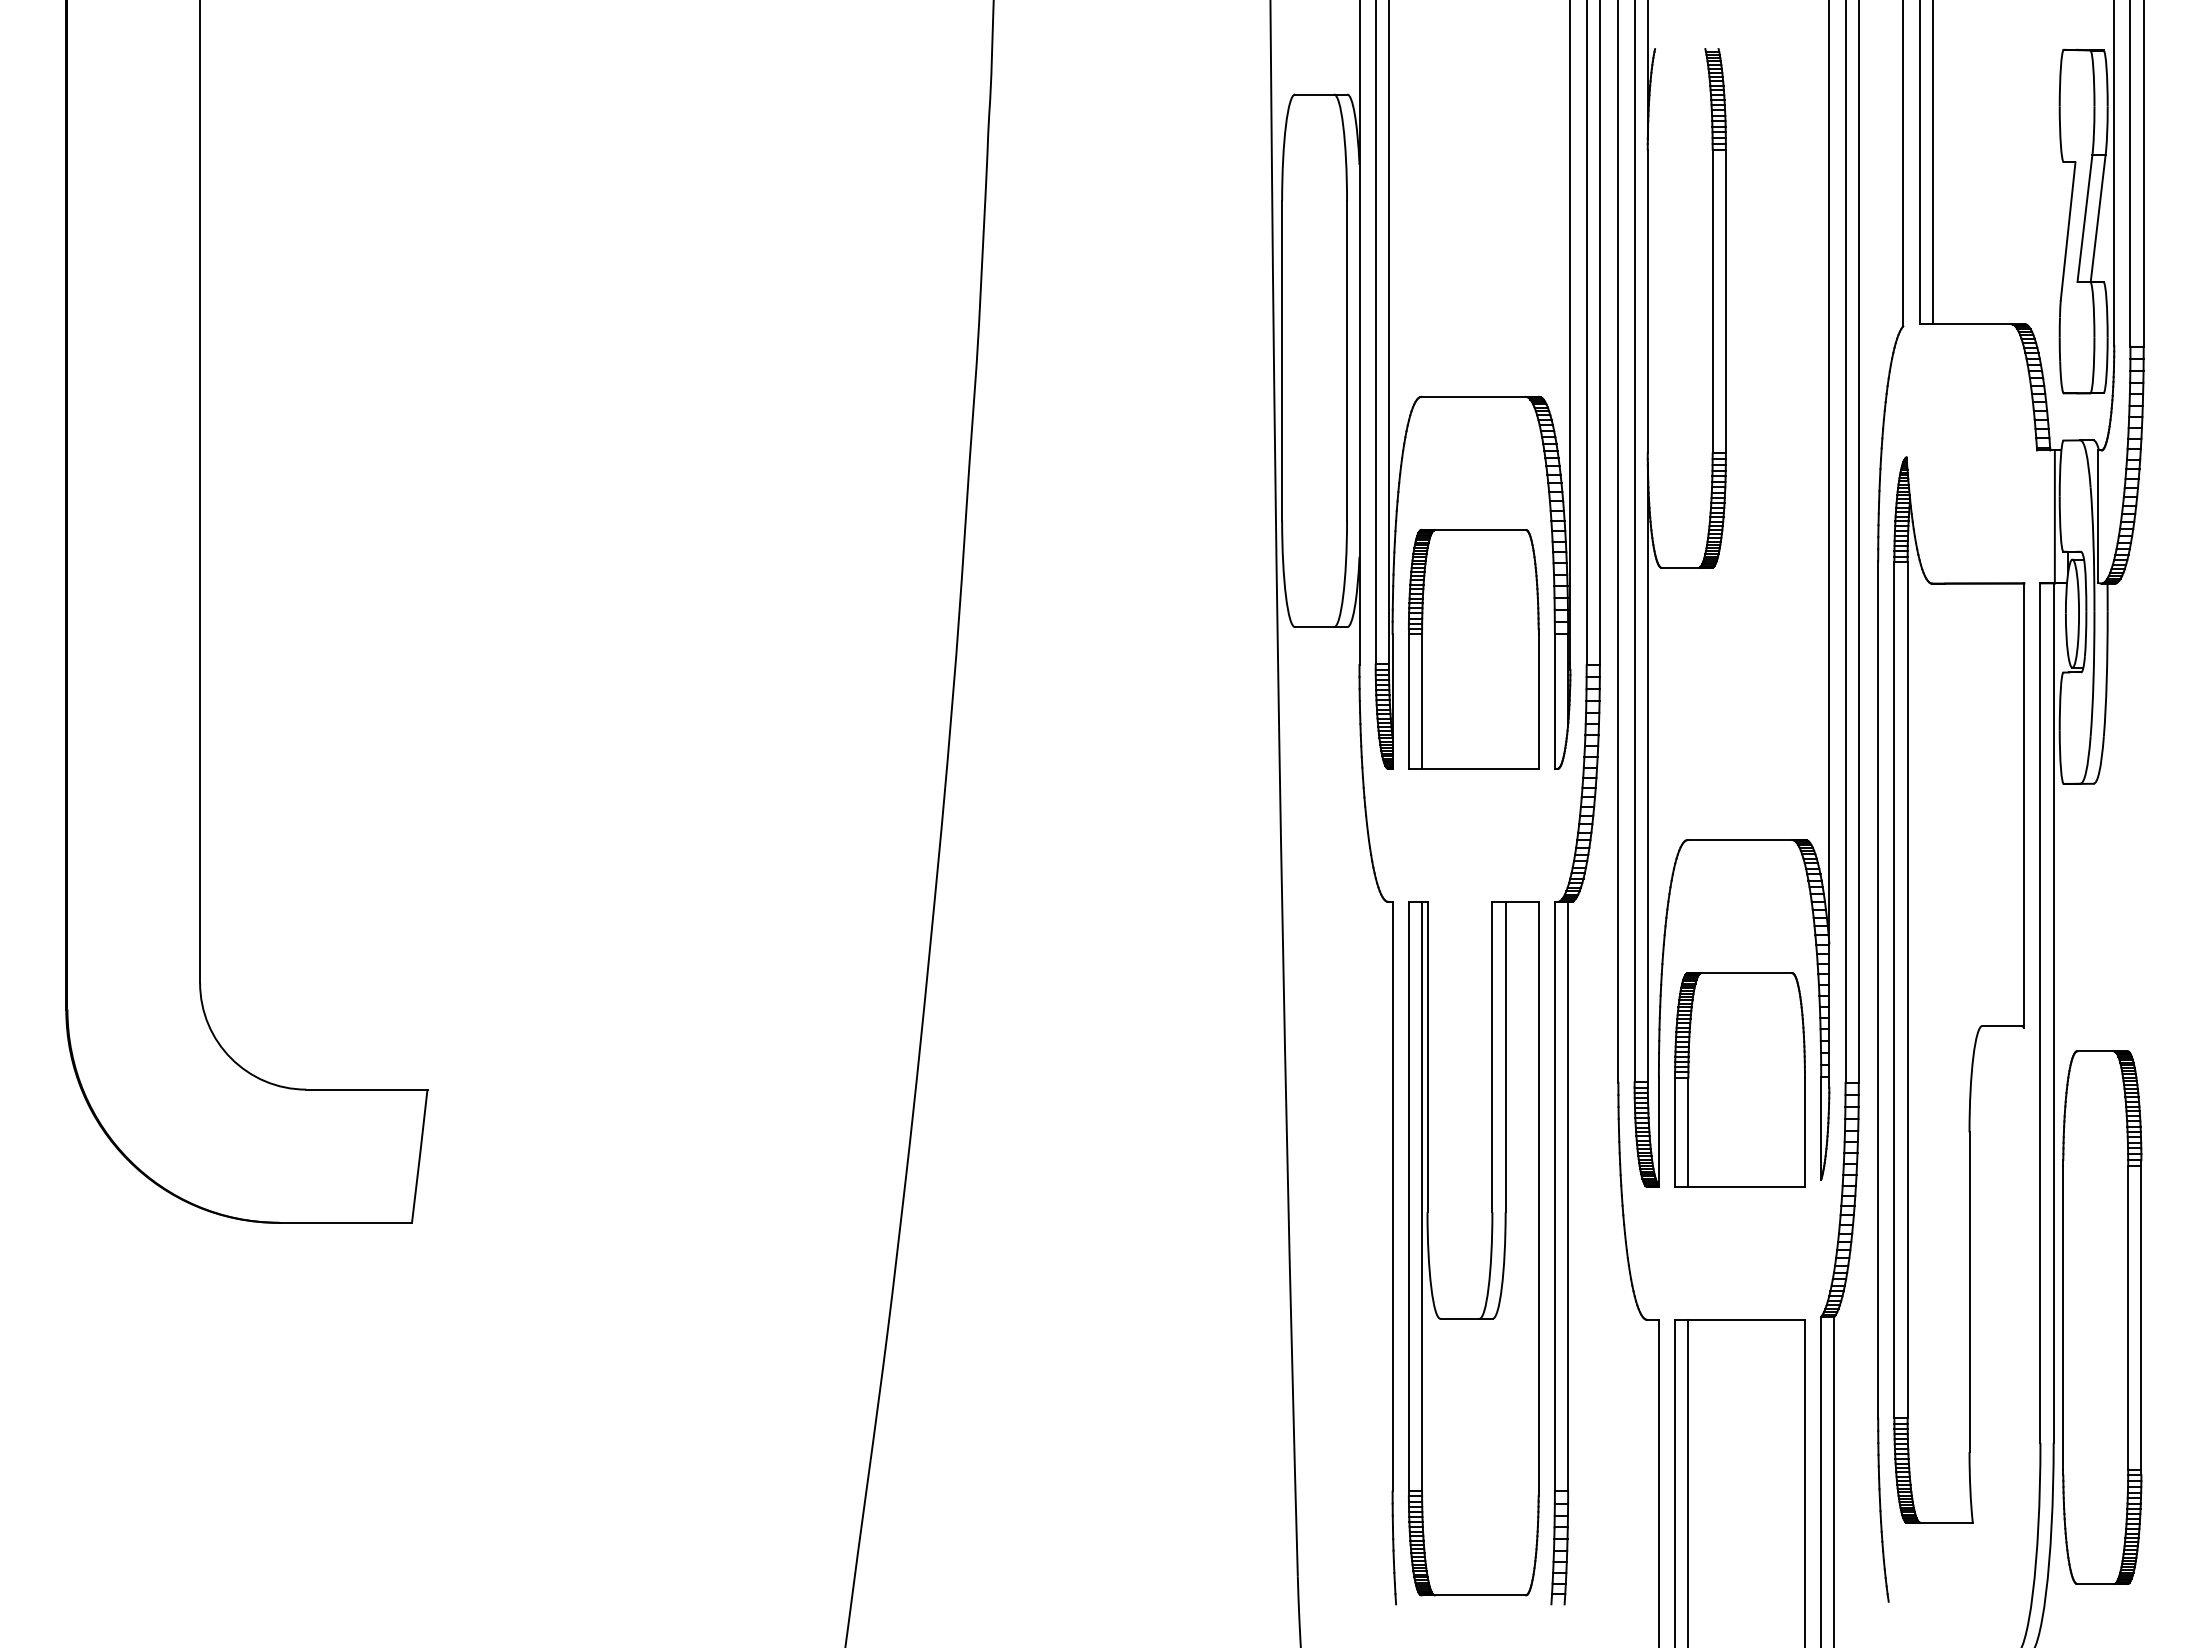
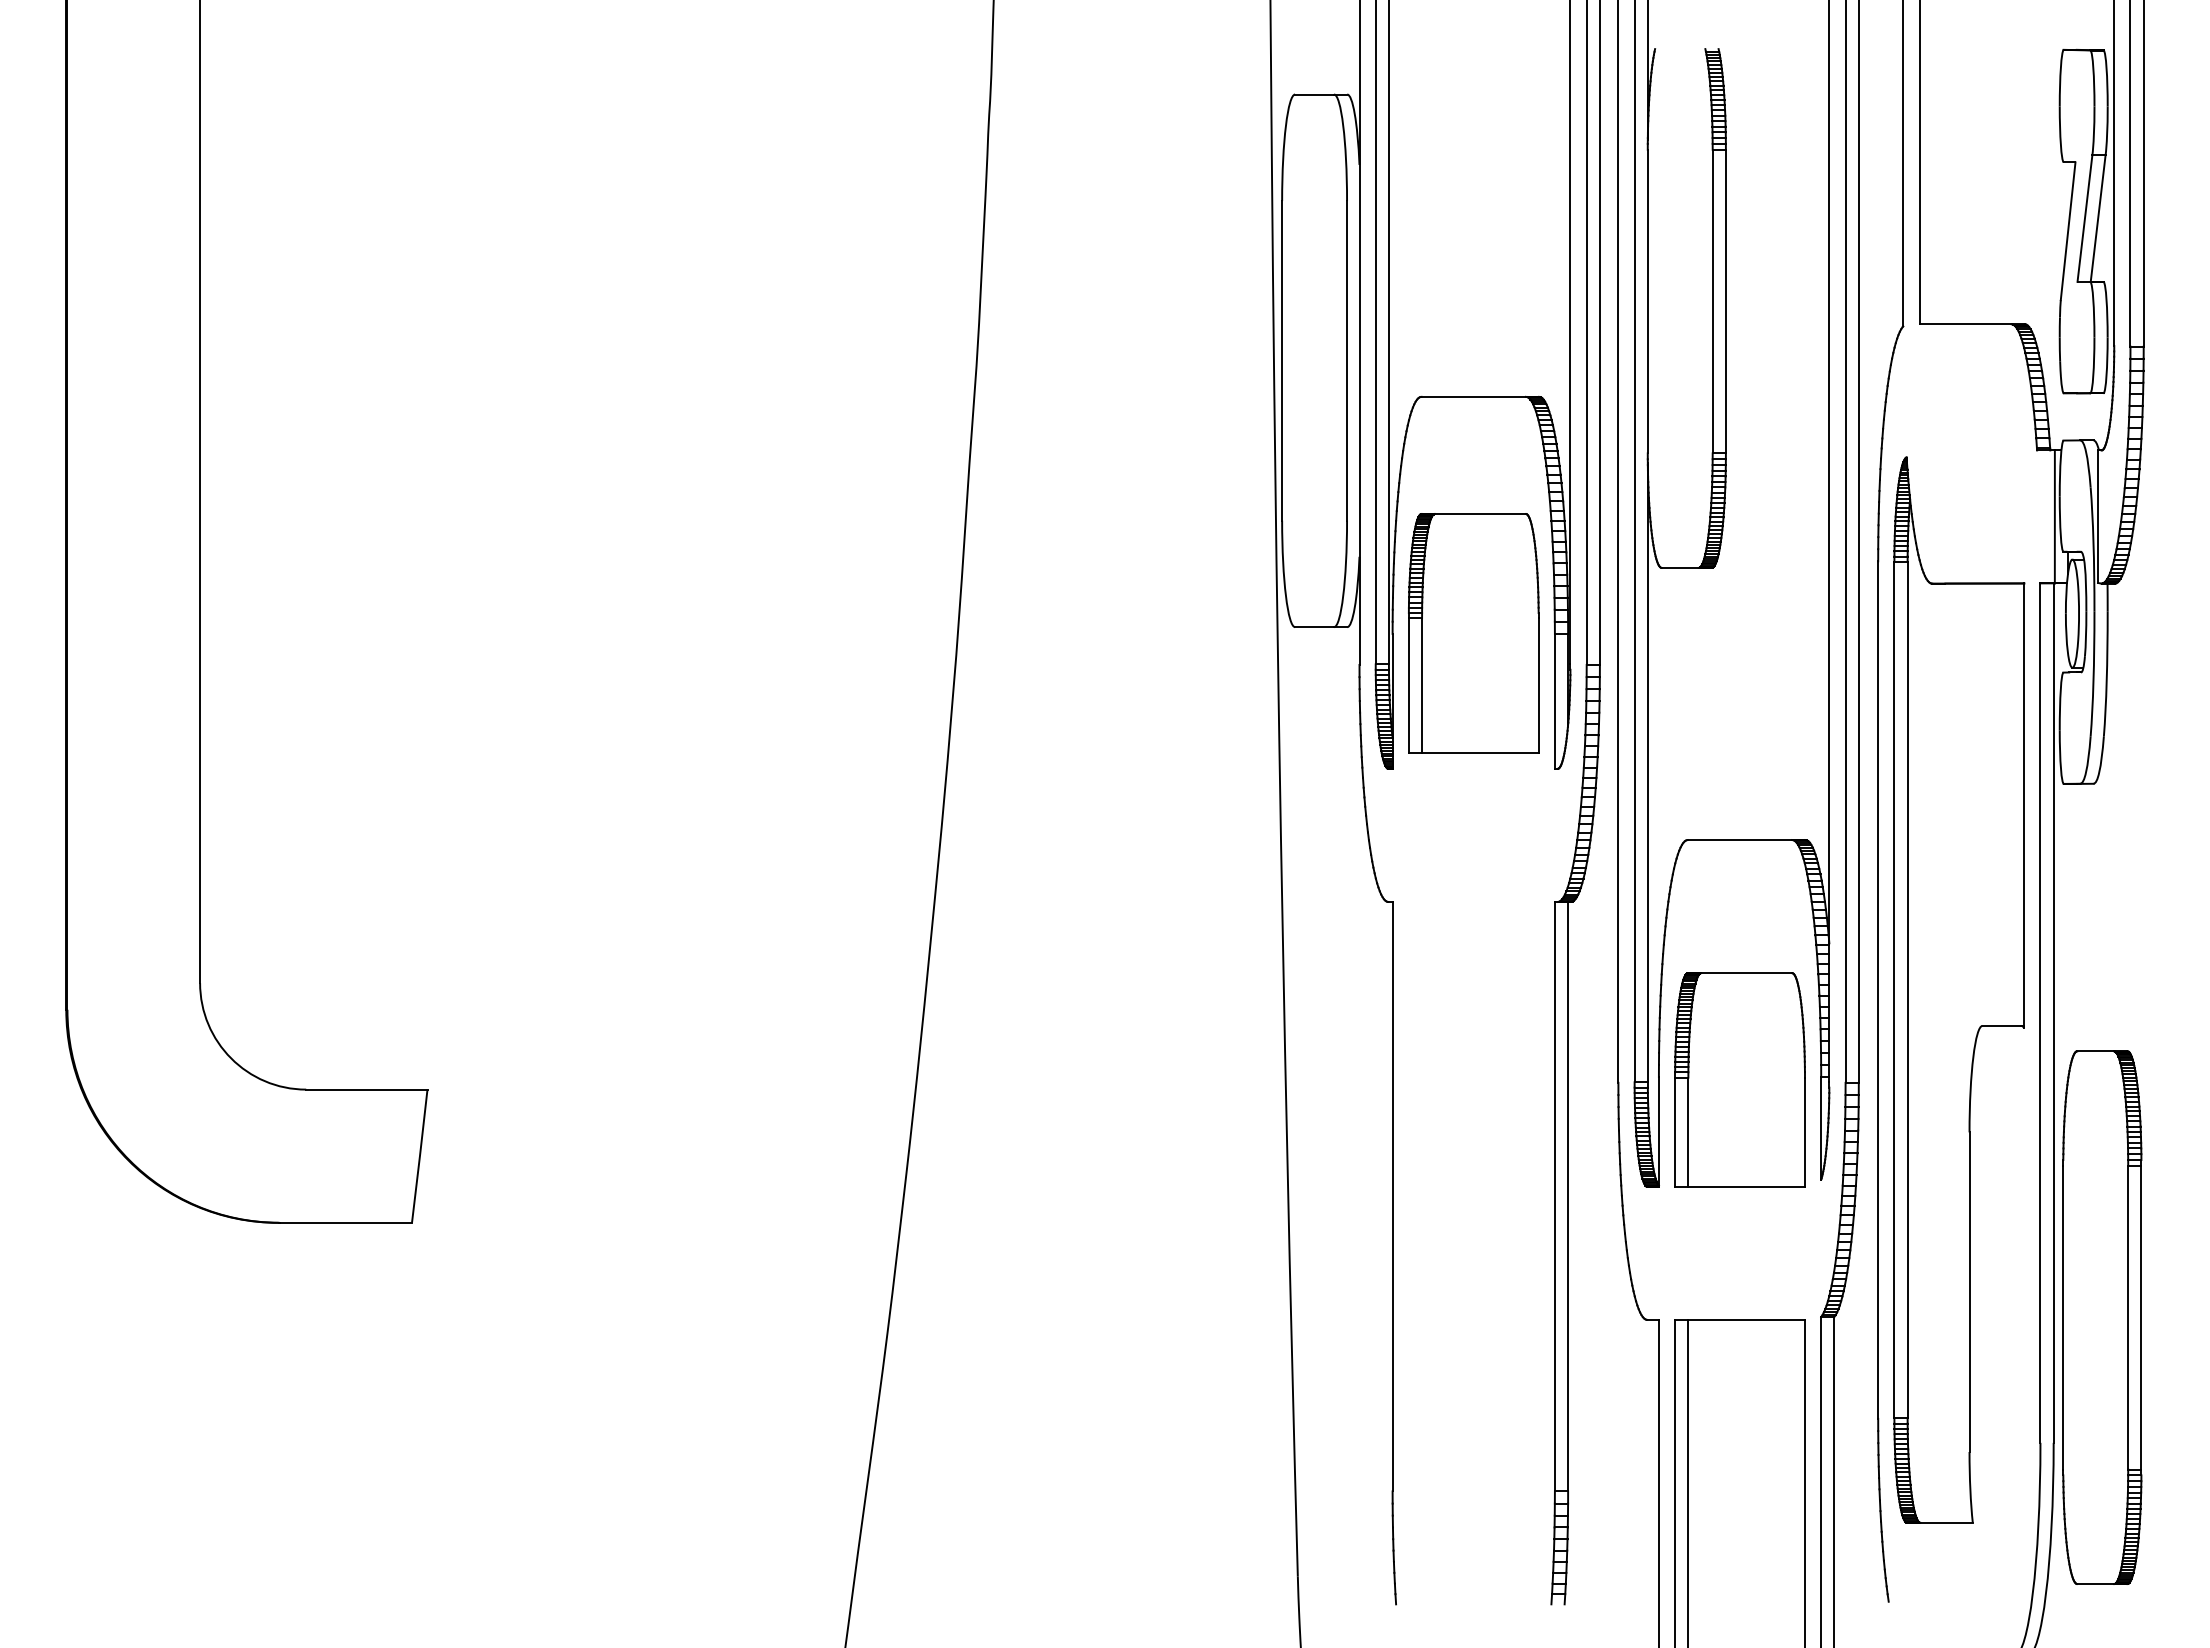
line: present -> none (1932, 163)
part position: (1473, 649) -> (1473, 633) (1473, 633)
part: present -> none (1490, 1248)
